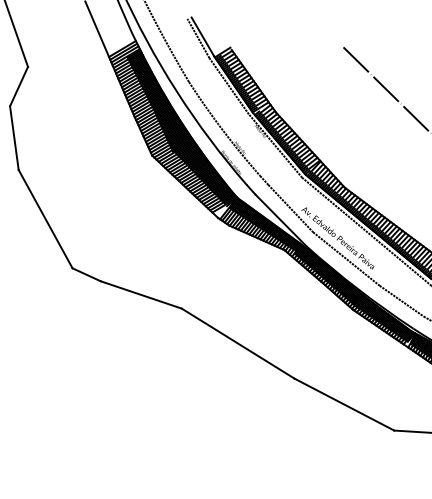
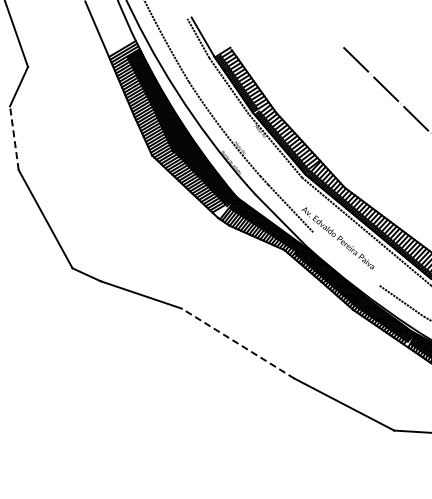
line: solid -> dashed (14, 137)
line: present -> none (346, 258)
line: solid -> dashed (237, 343)
